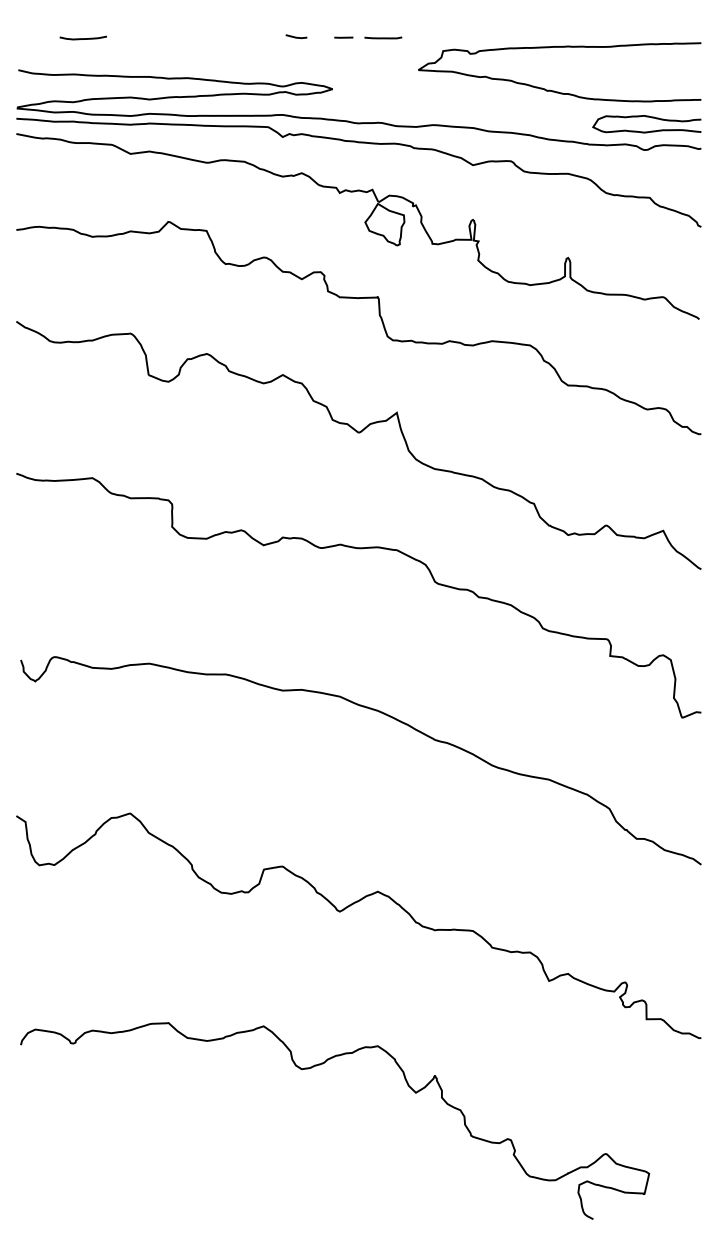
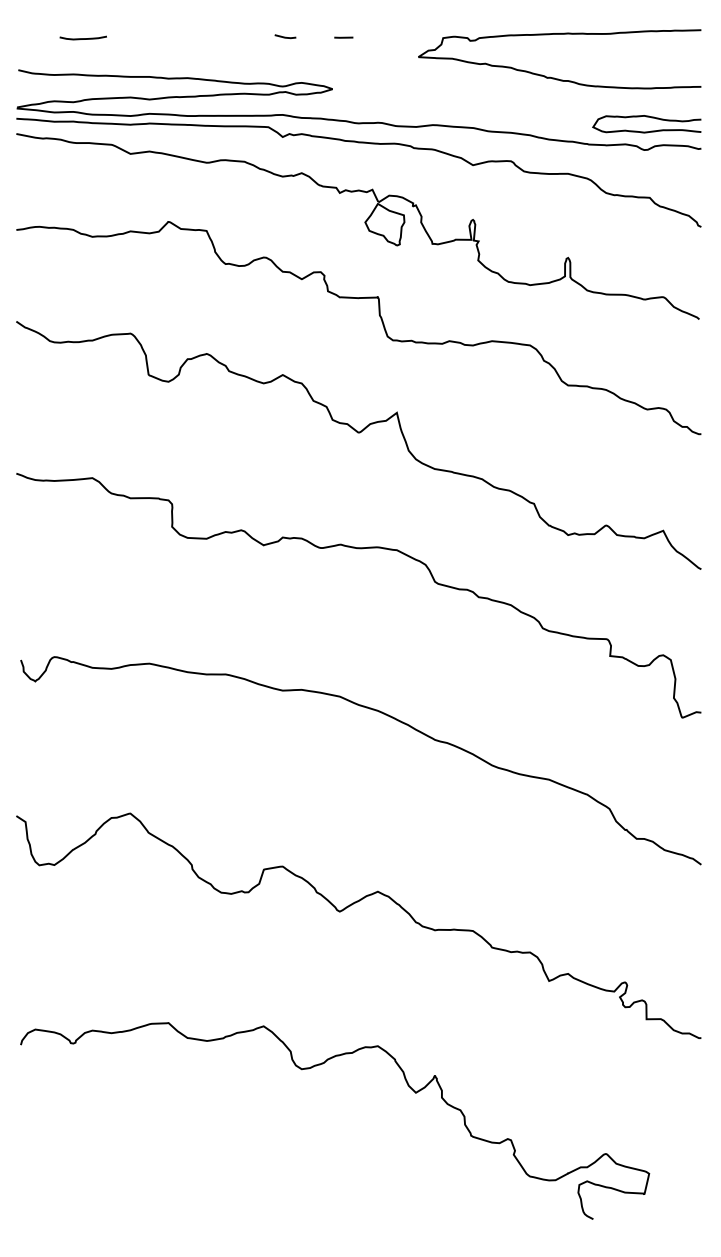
line position: (296, 36) -> (285, 36) (285, 36)
line: present -> none (383, 37)
curve position: (554, 90) -> (554, 77) (554, 77)
